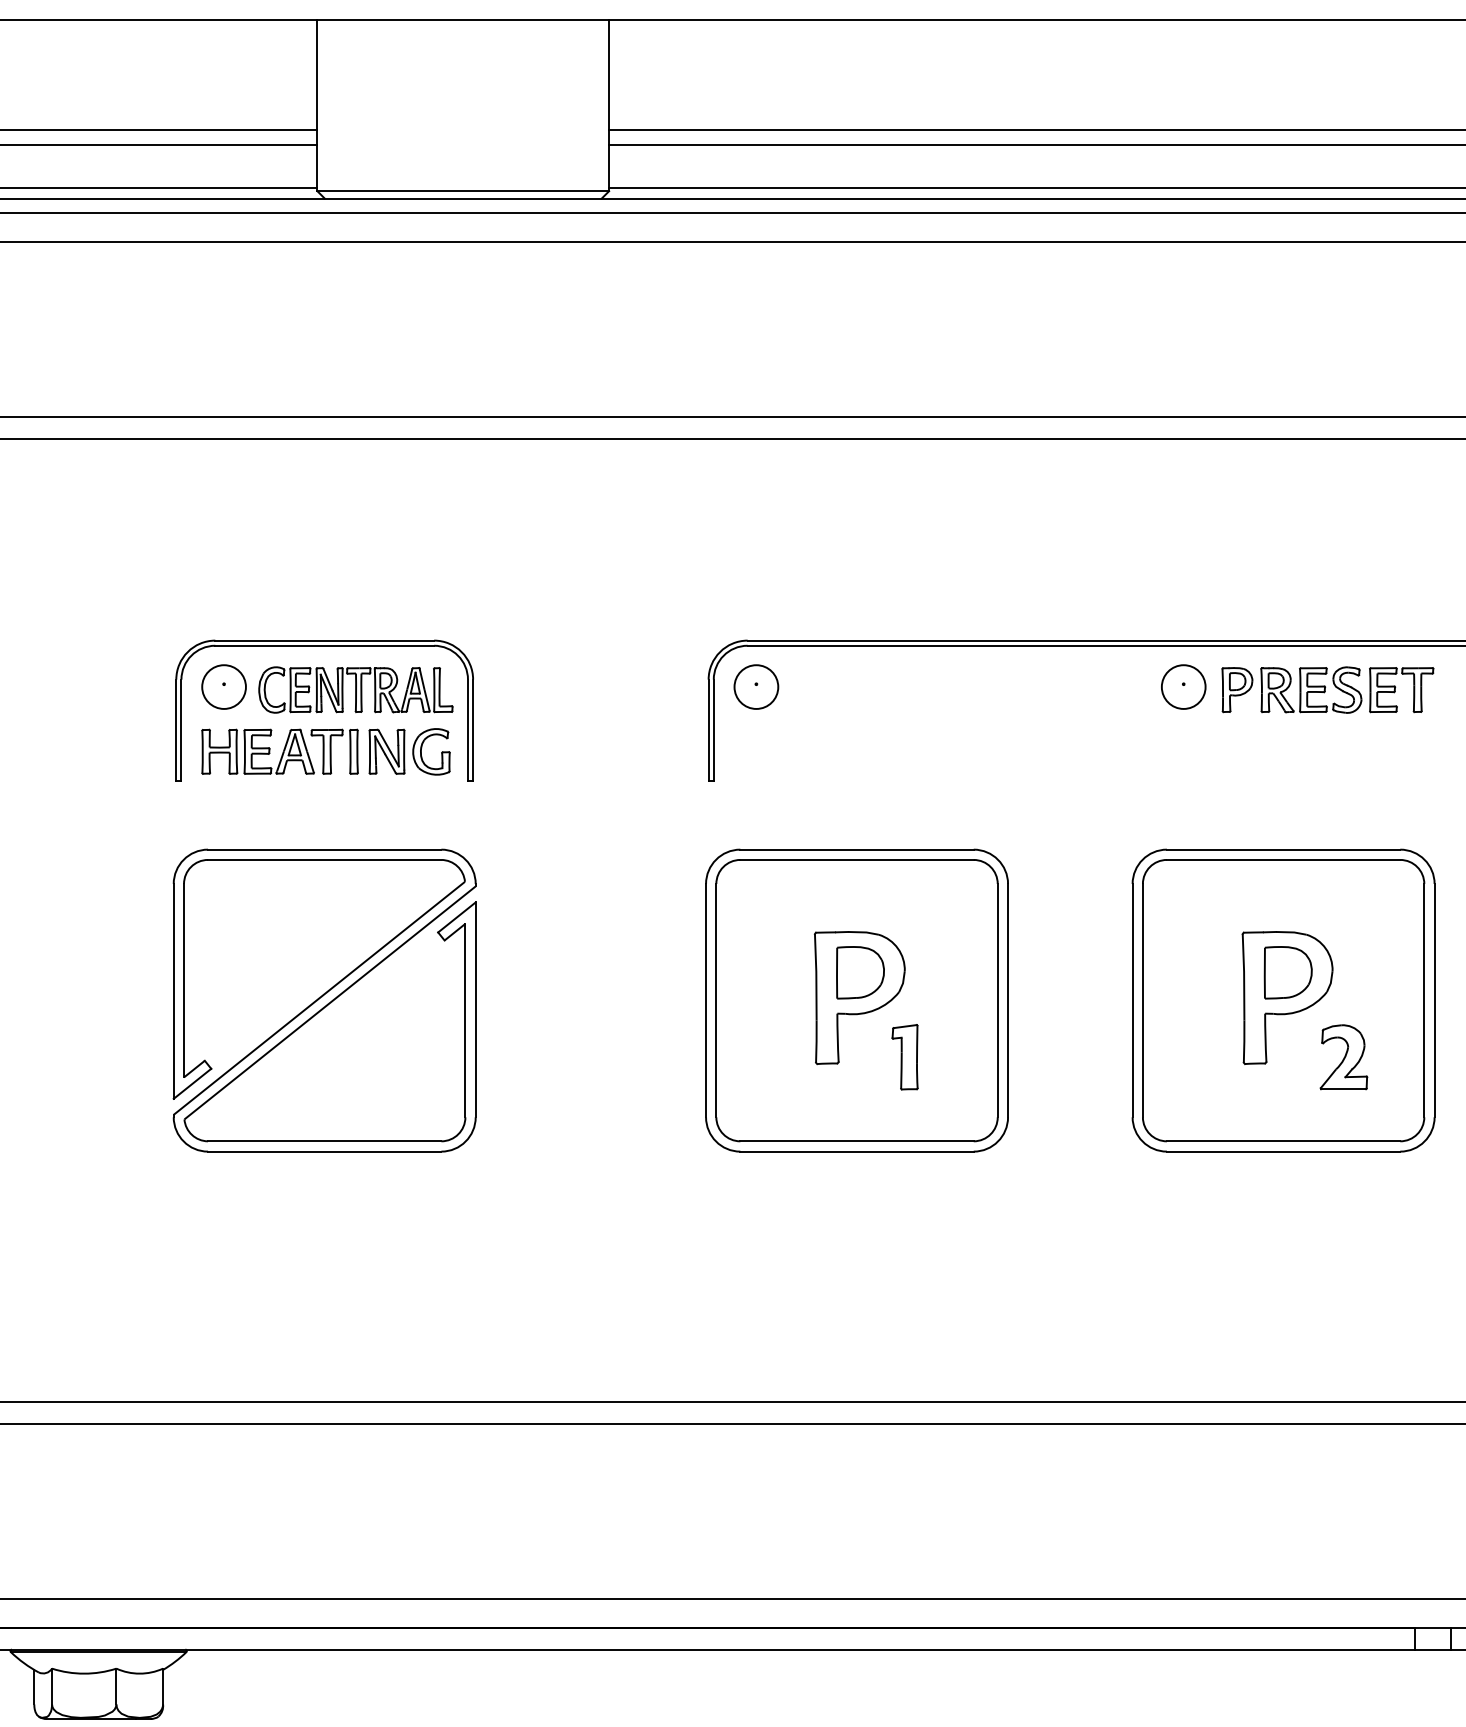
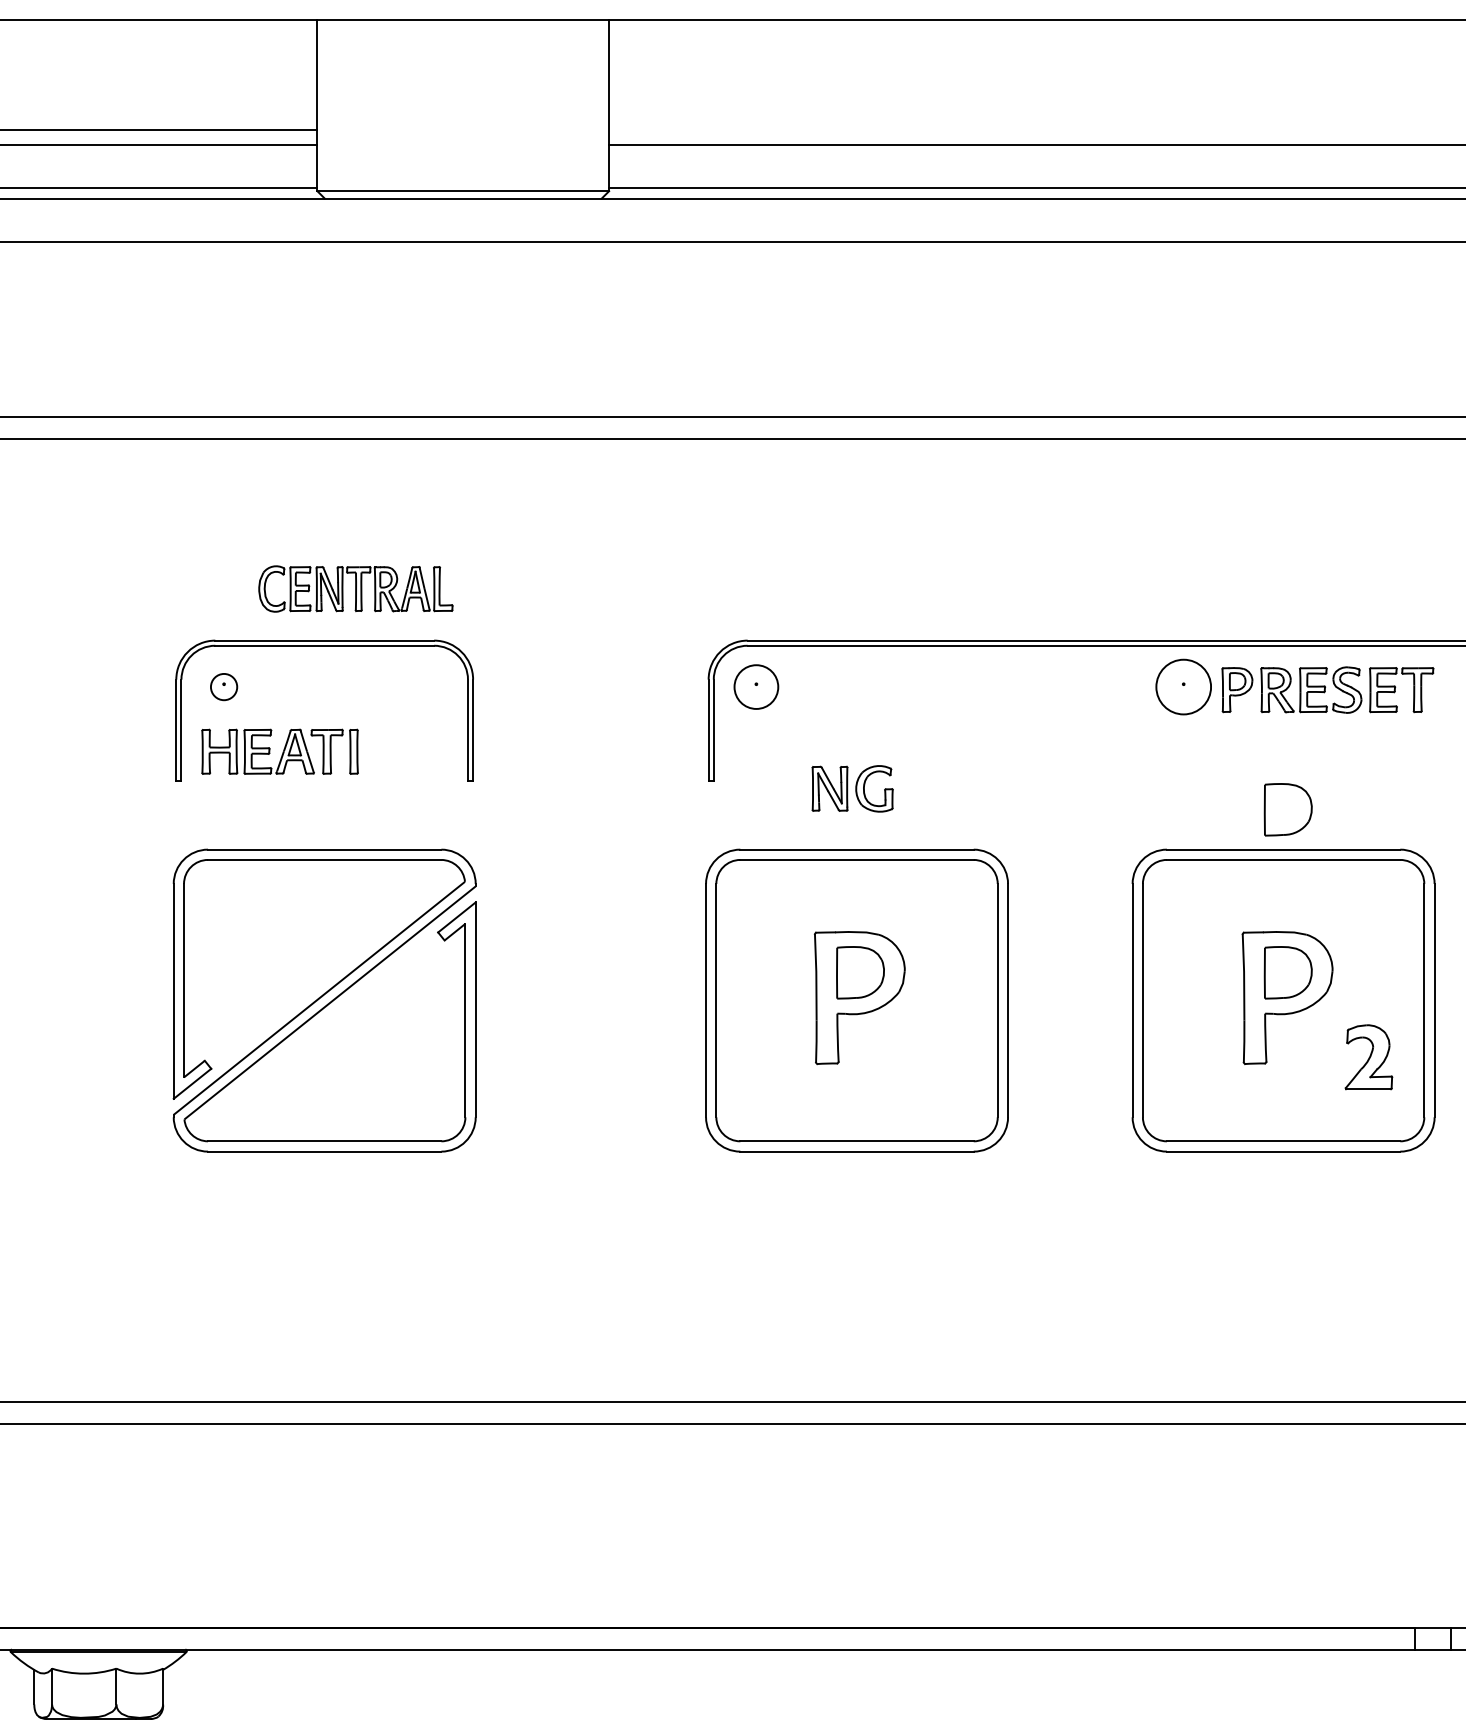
line: present -> none (1035, 129)
line: present -> none (732, 213)
circle diameter: 44 px -> 26 px (223, 686)
circle diameter: 44 px -> 55 px (1183, 686)
part position: (355, 689) -> (355, 588) (355, 588)
part position: (409, 751) -> (852, 788) (852, 788)
part: none -> present (1287, 809)
part: present -> none (904, 1057)
part position: (1343, 1057) -> (1368, 1057) (1368, 1057)
line: present -> none (732, 1598)
